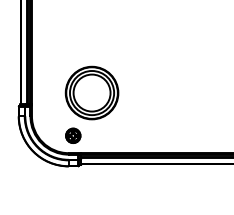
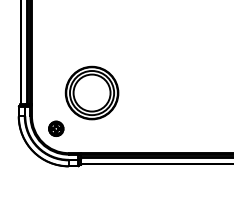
part position: (73, 135) -> (56, 128) (56, 128)
